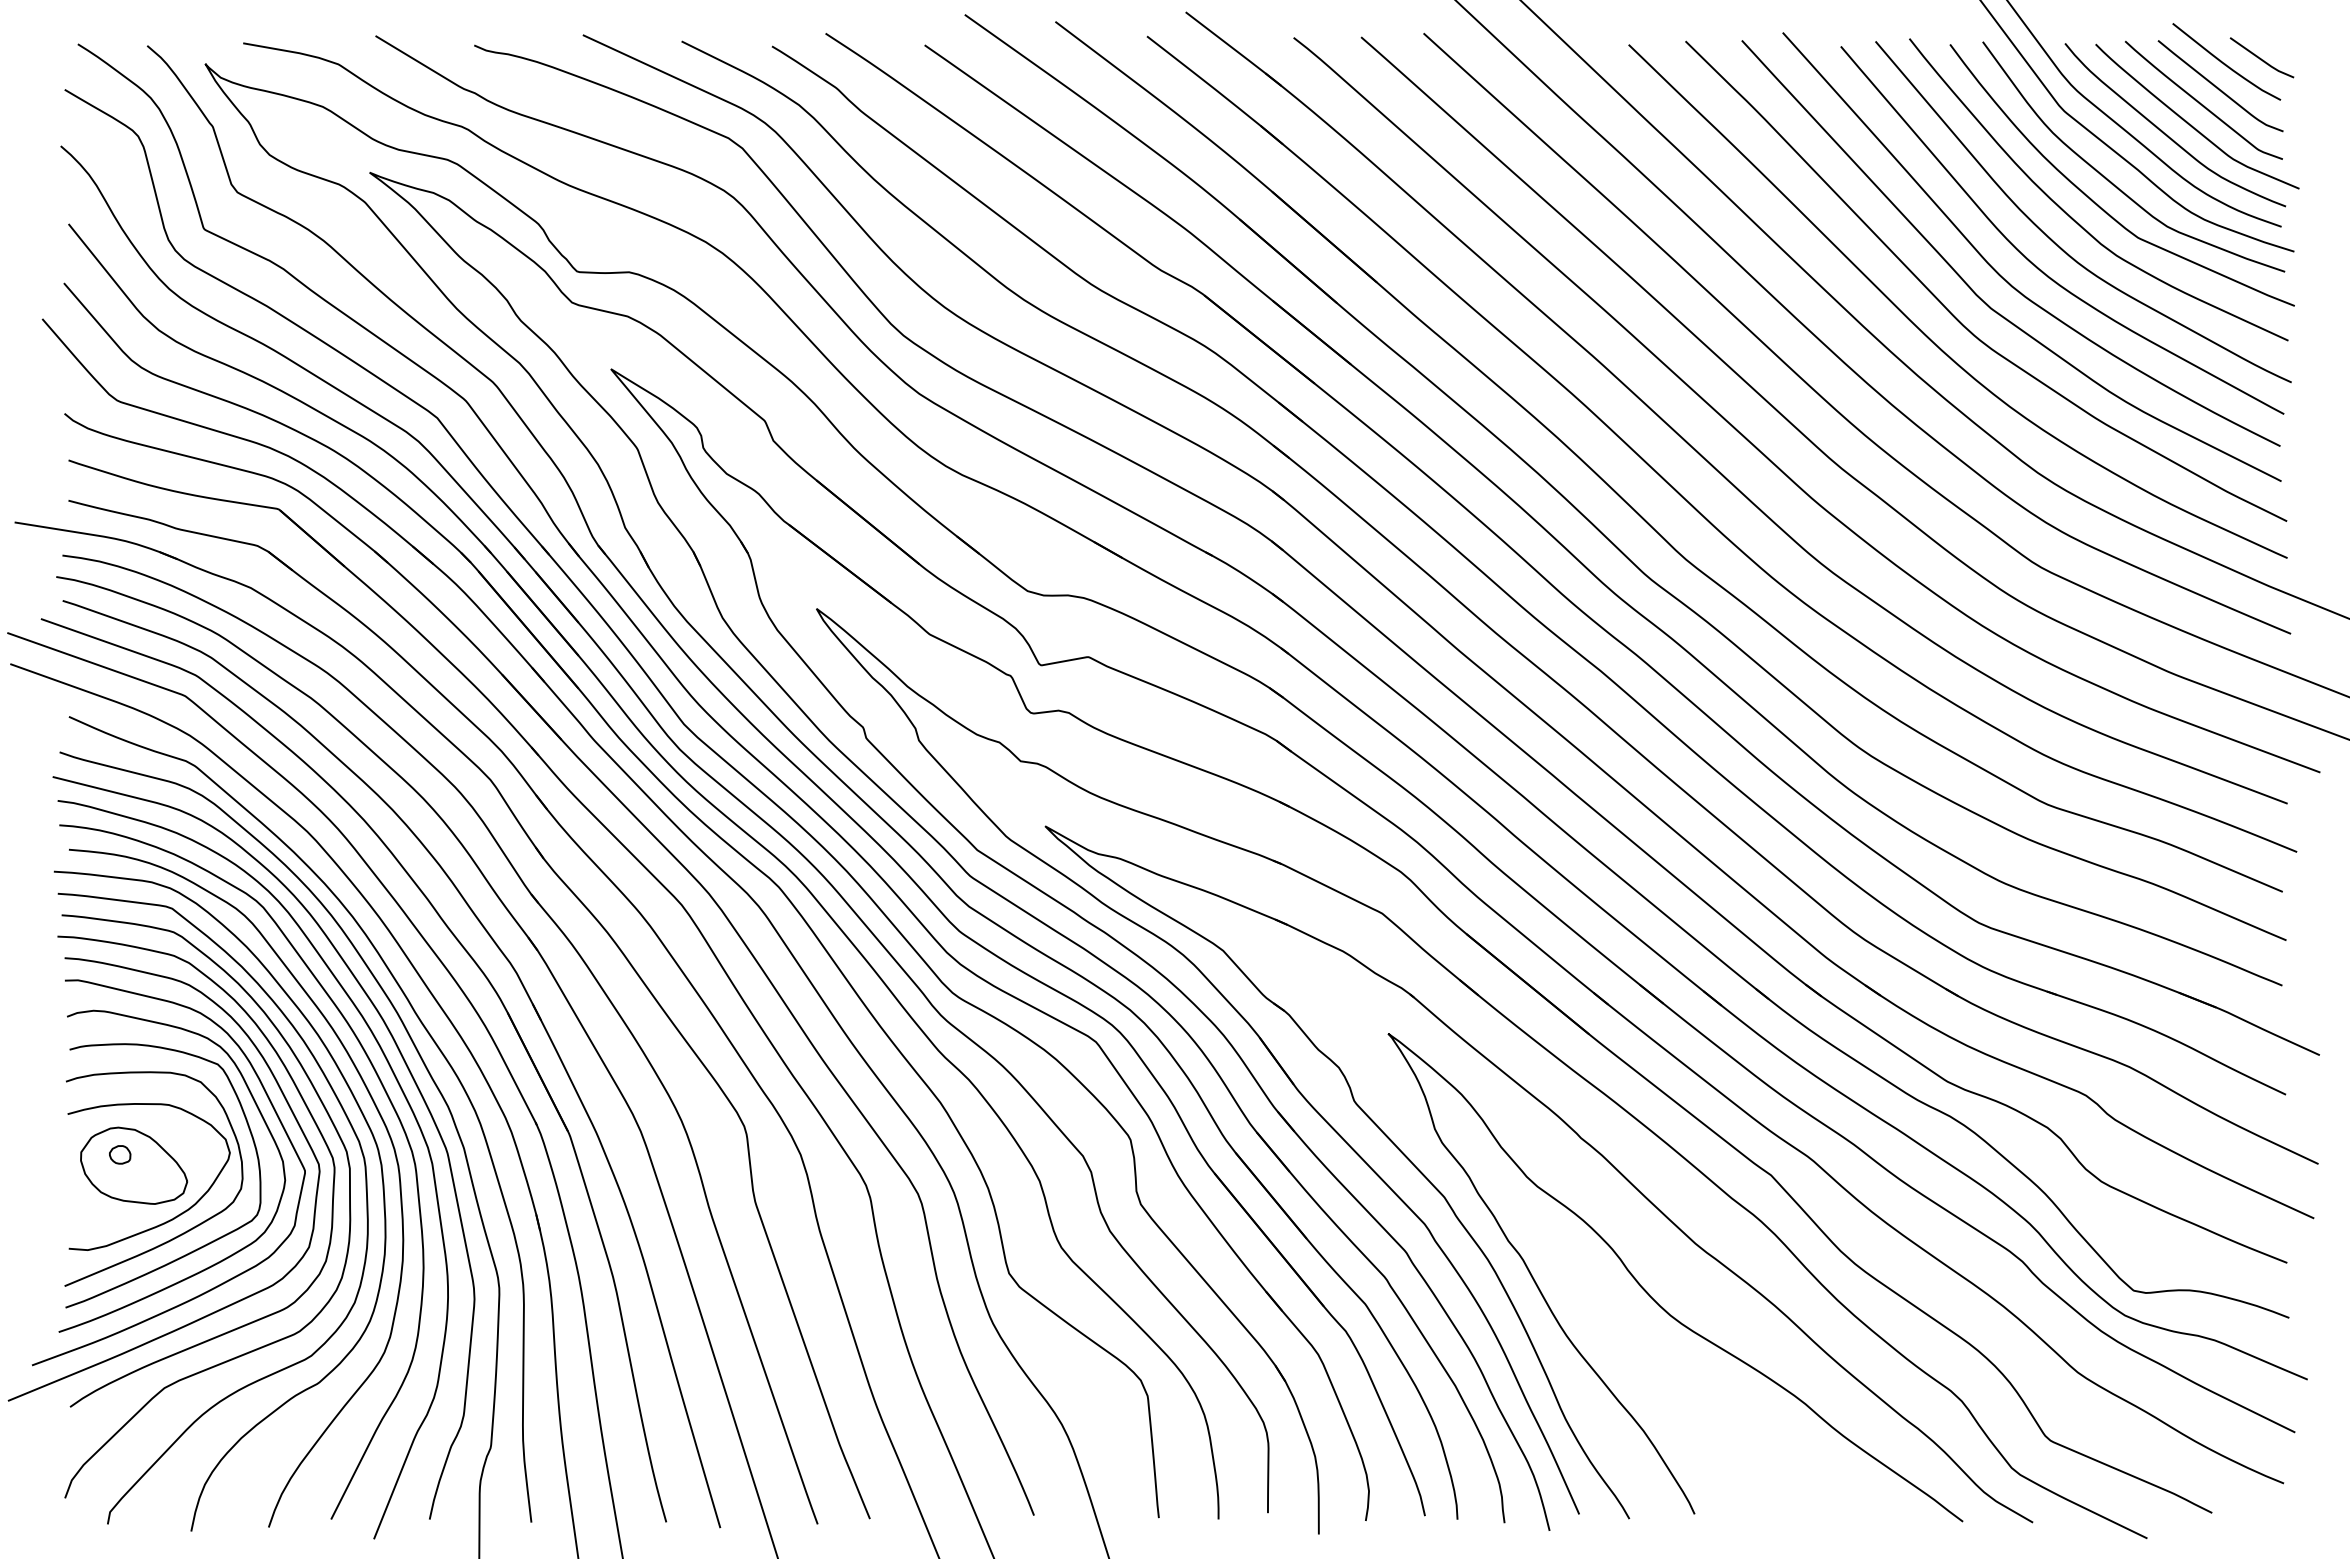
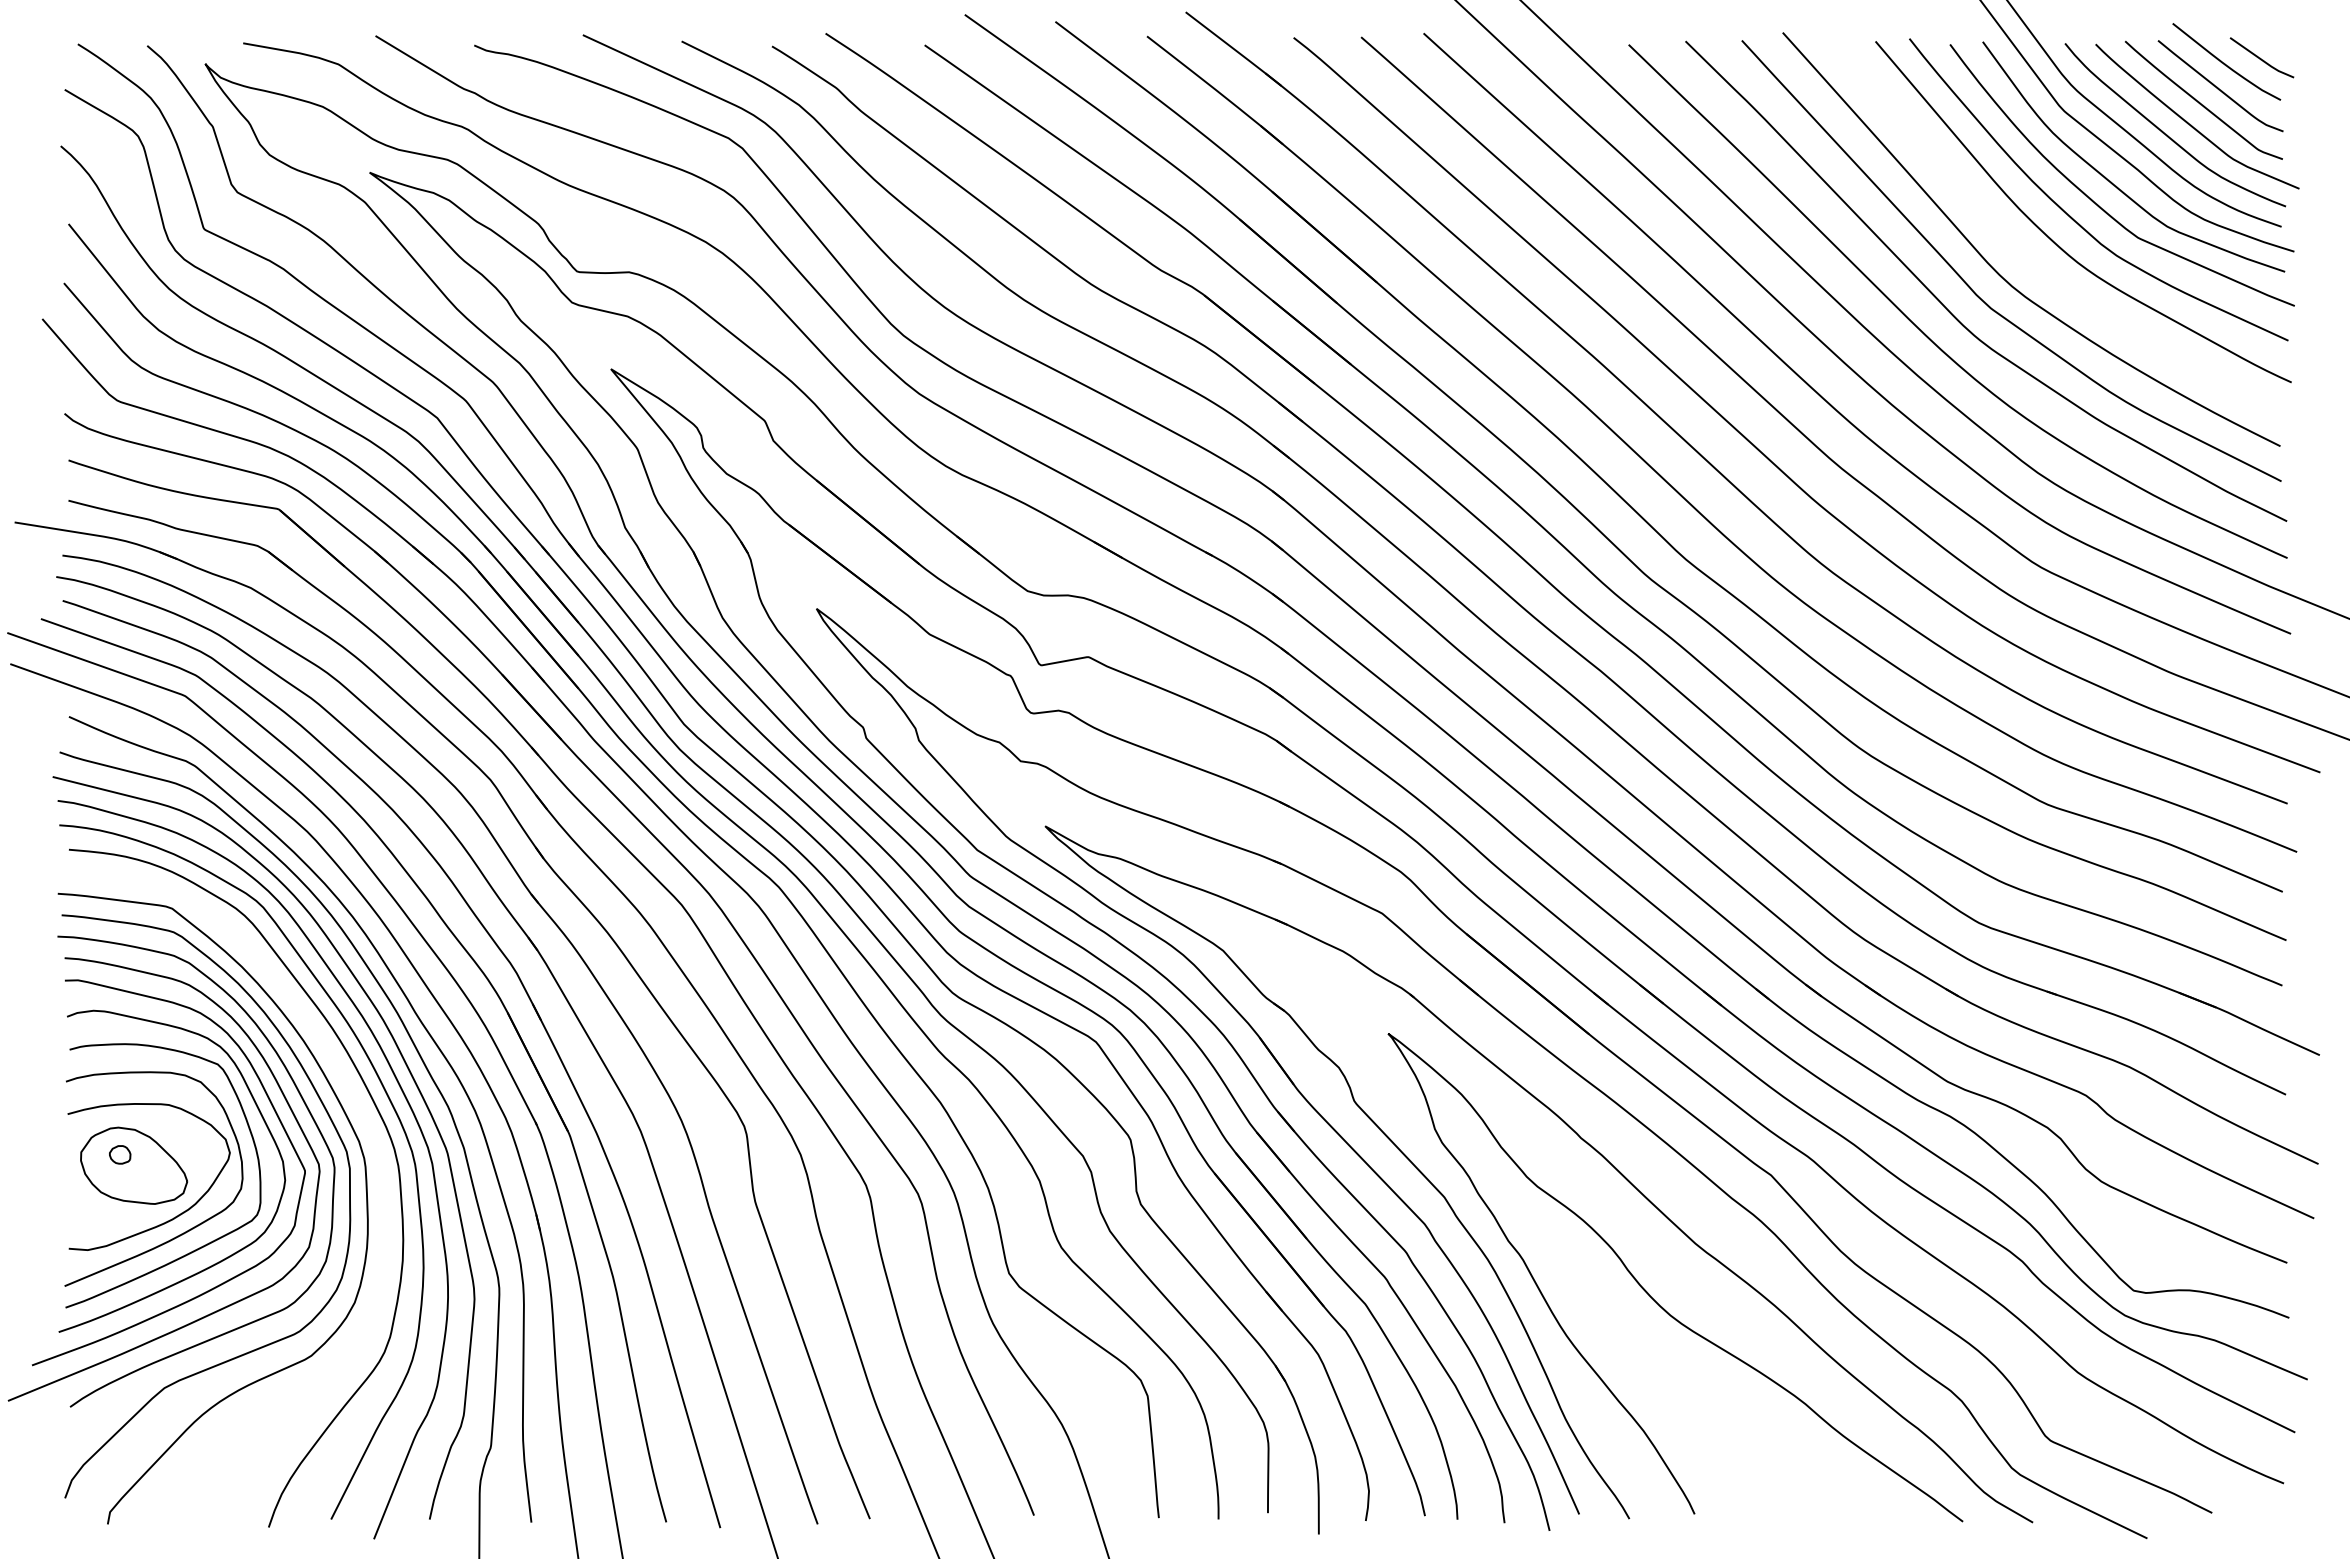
curve: present -> none (2035, 264)
curve: present -> none (382, 1190)
